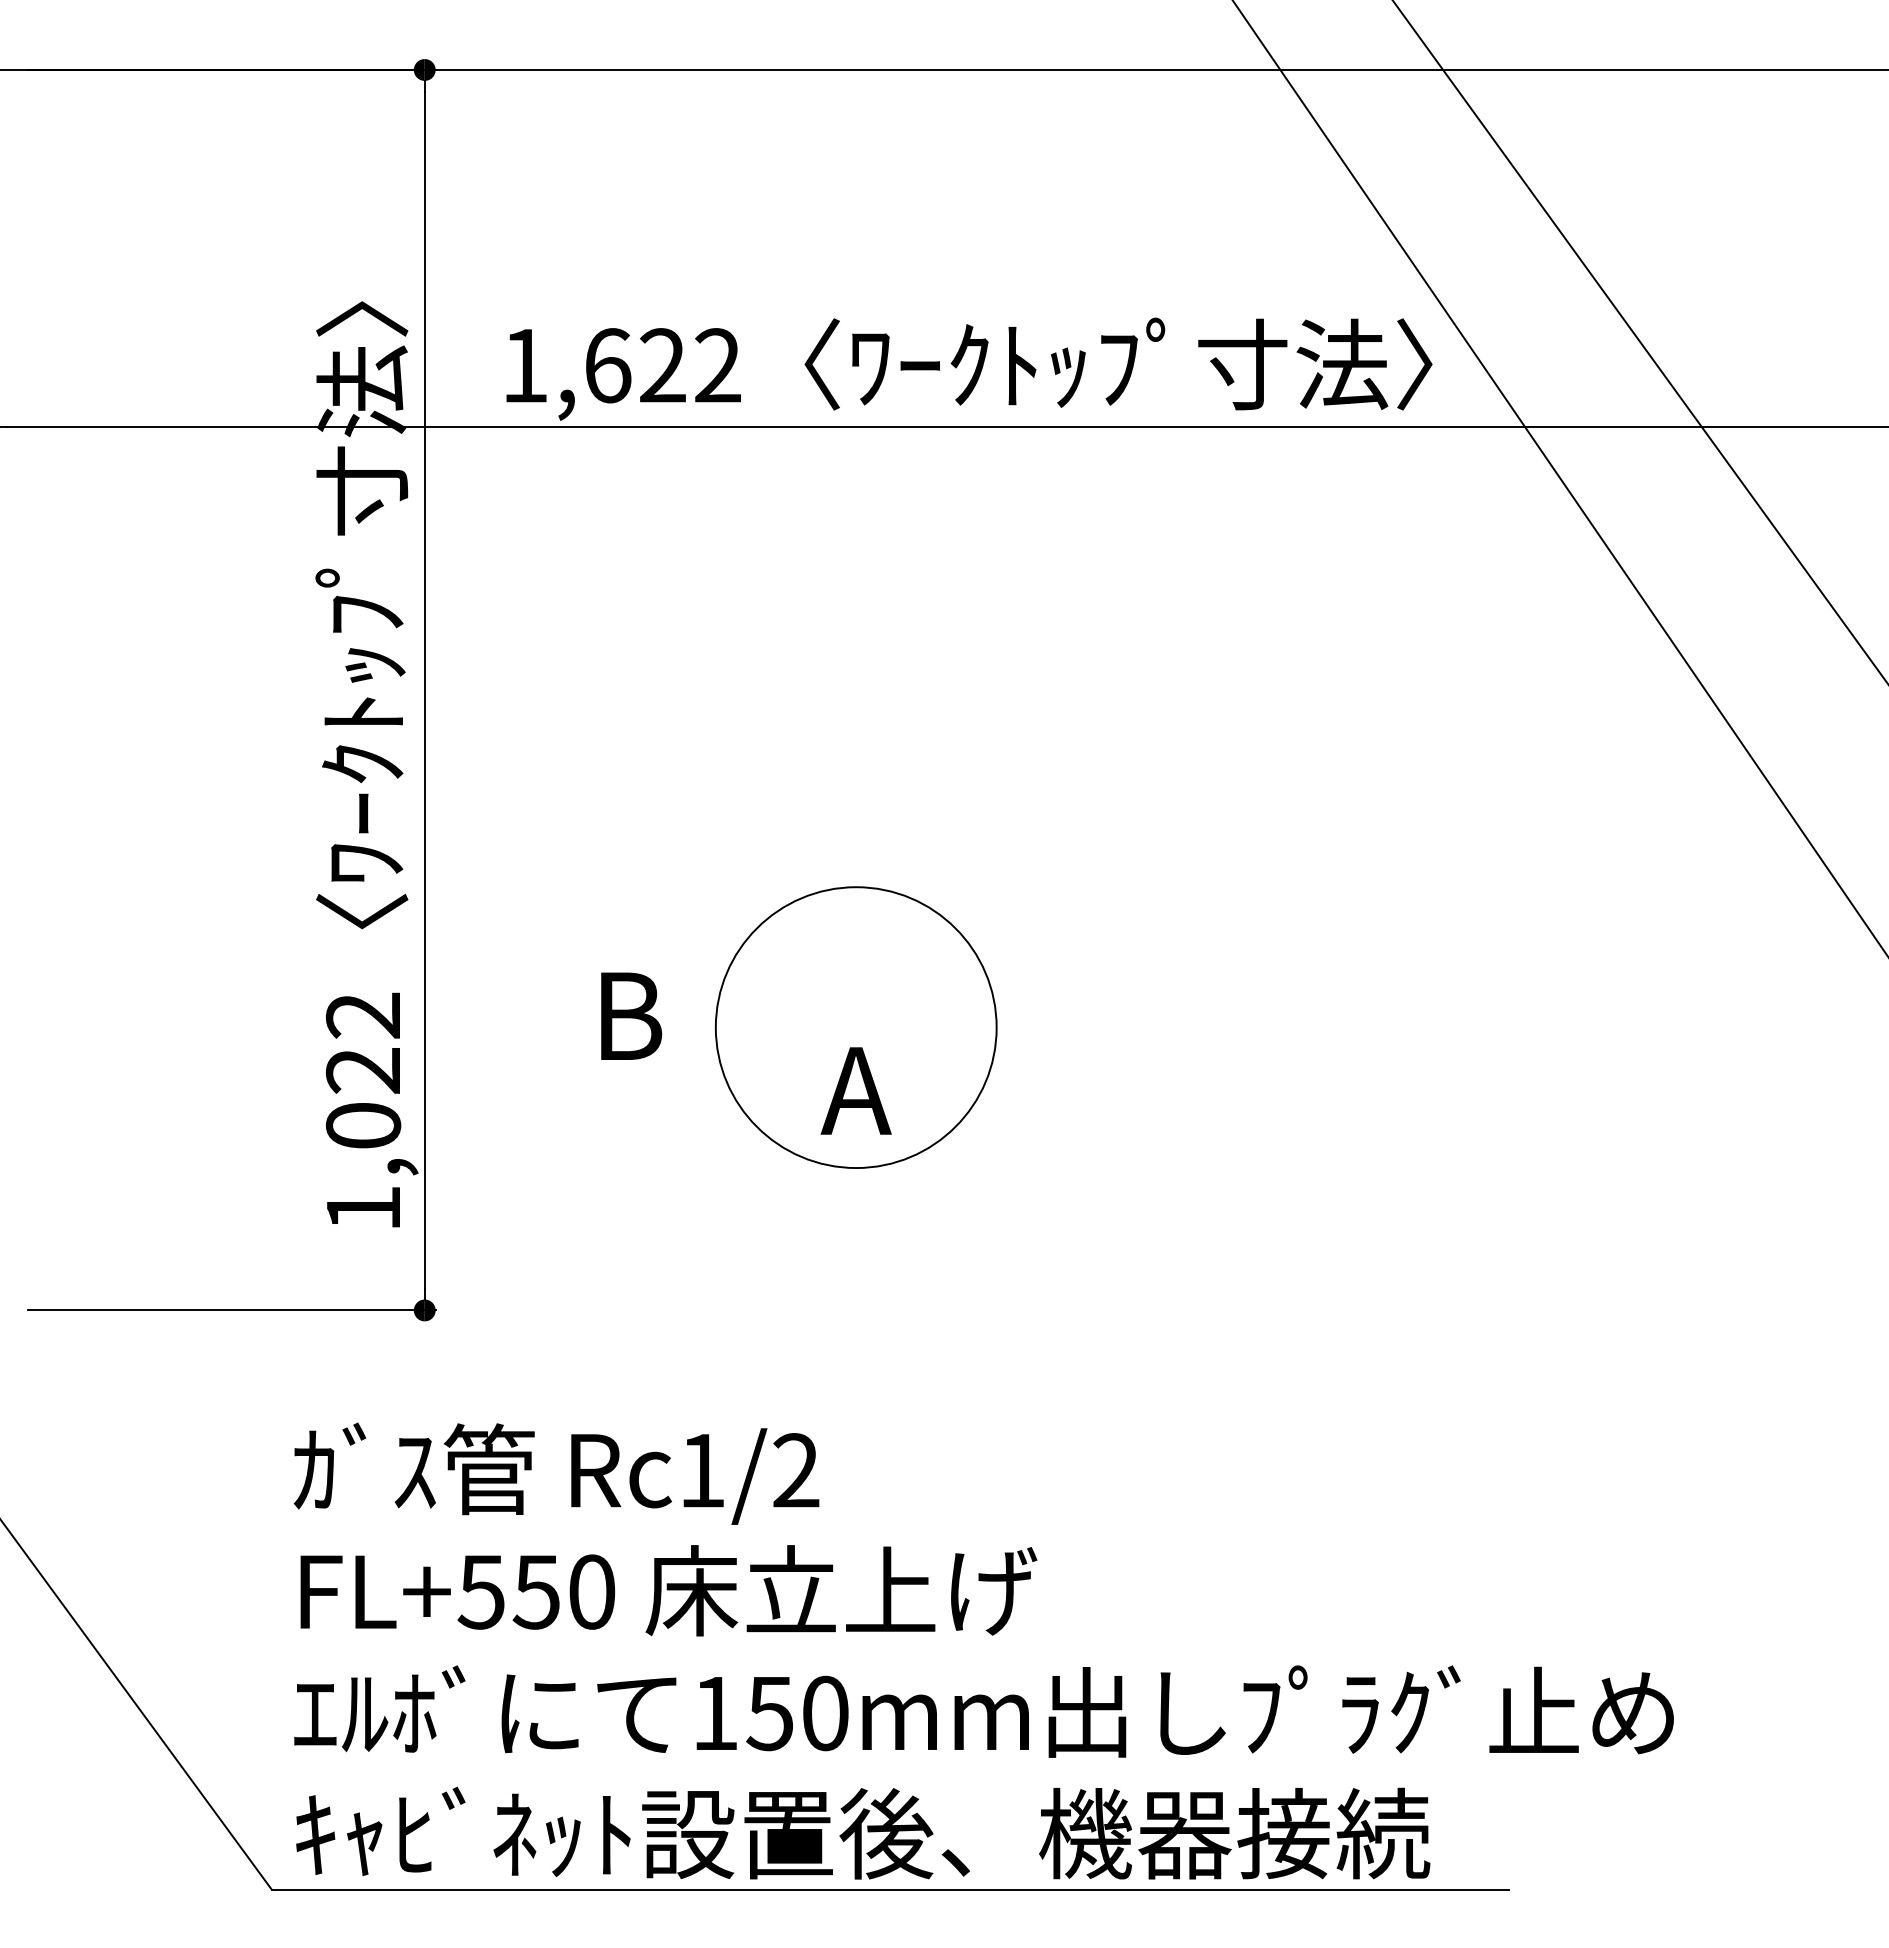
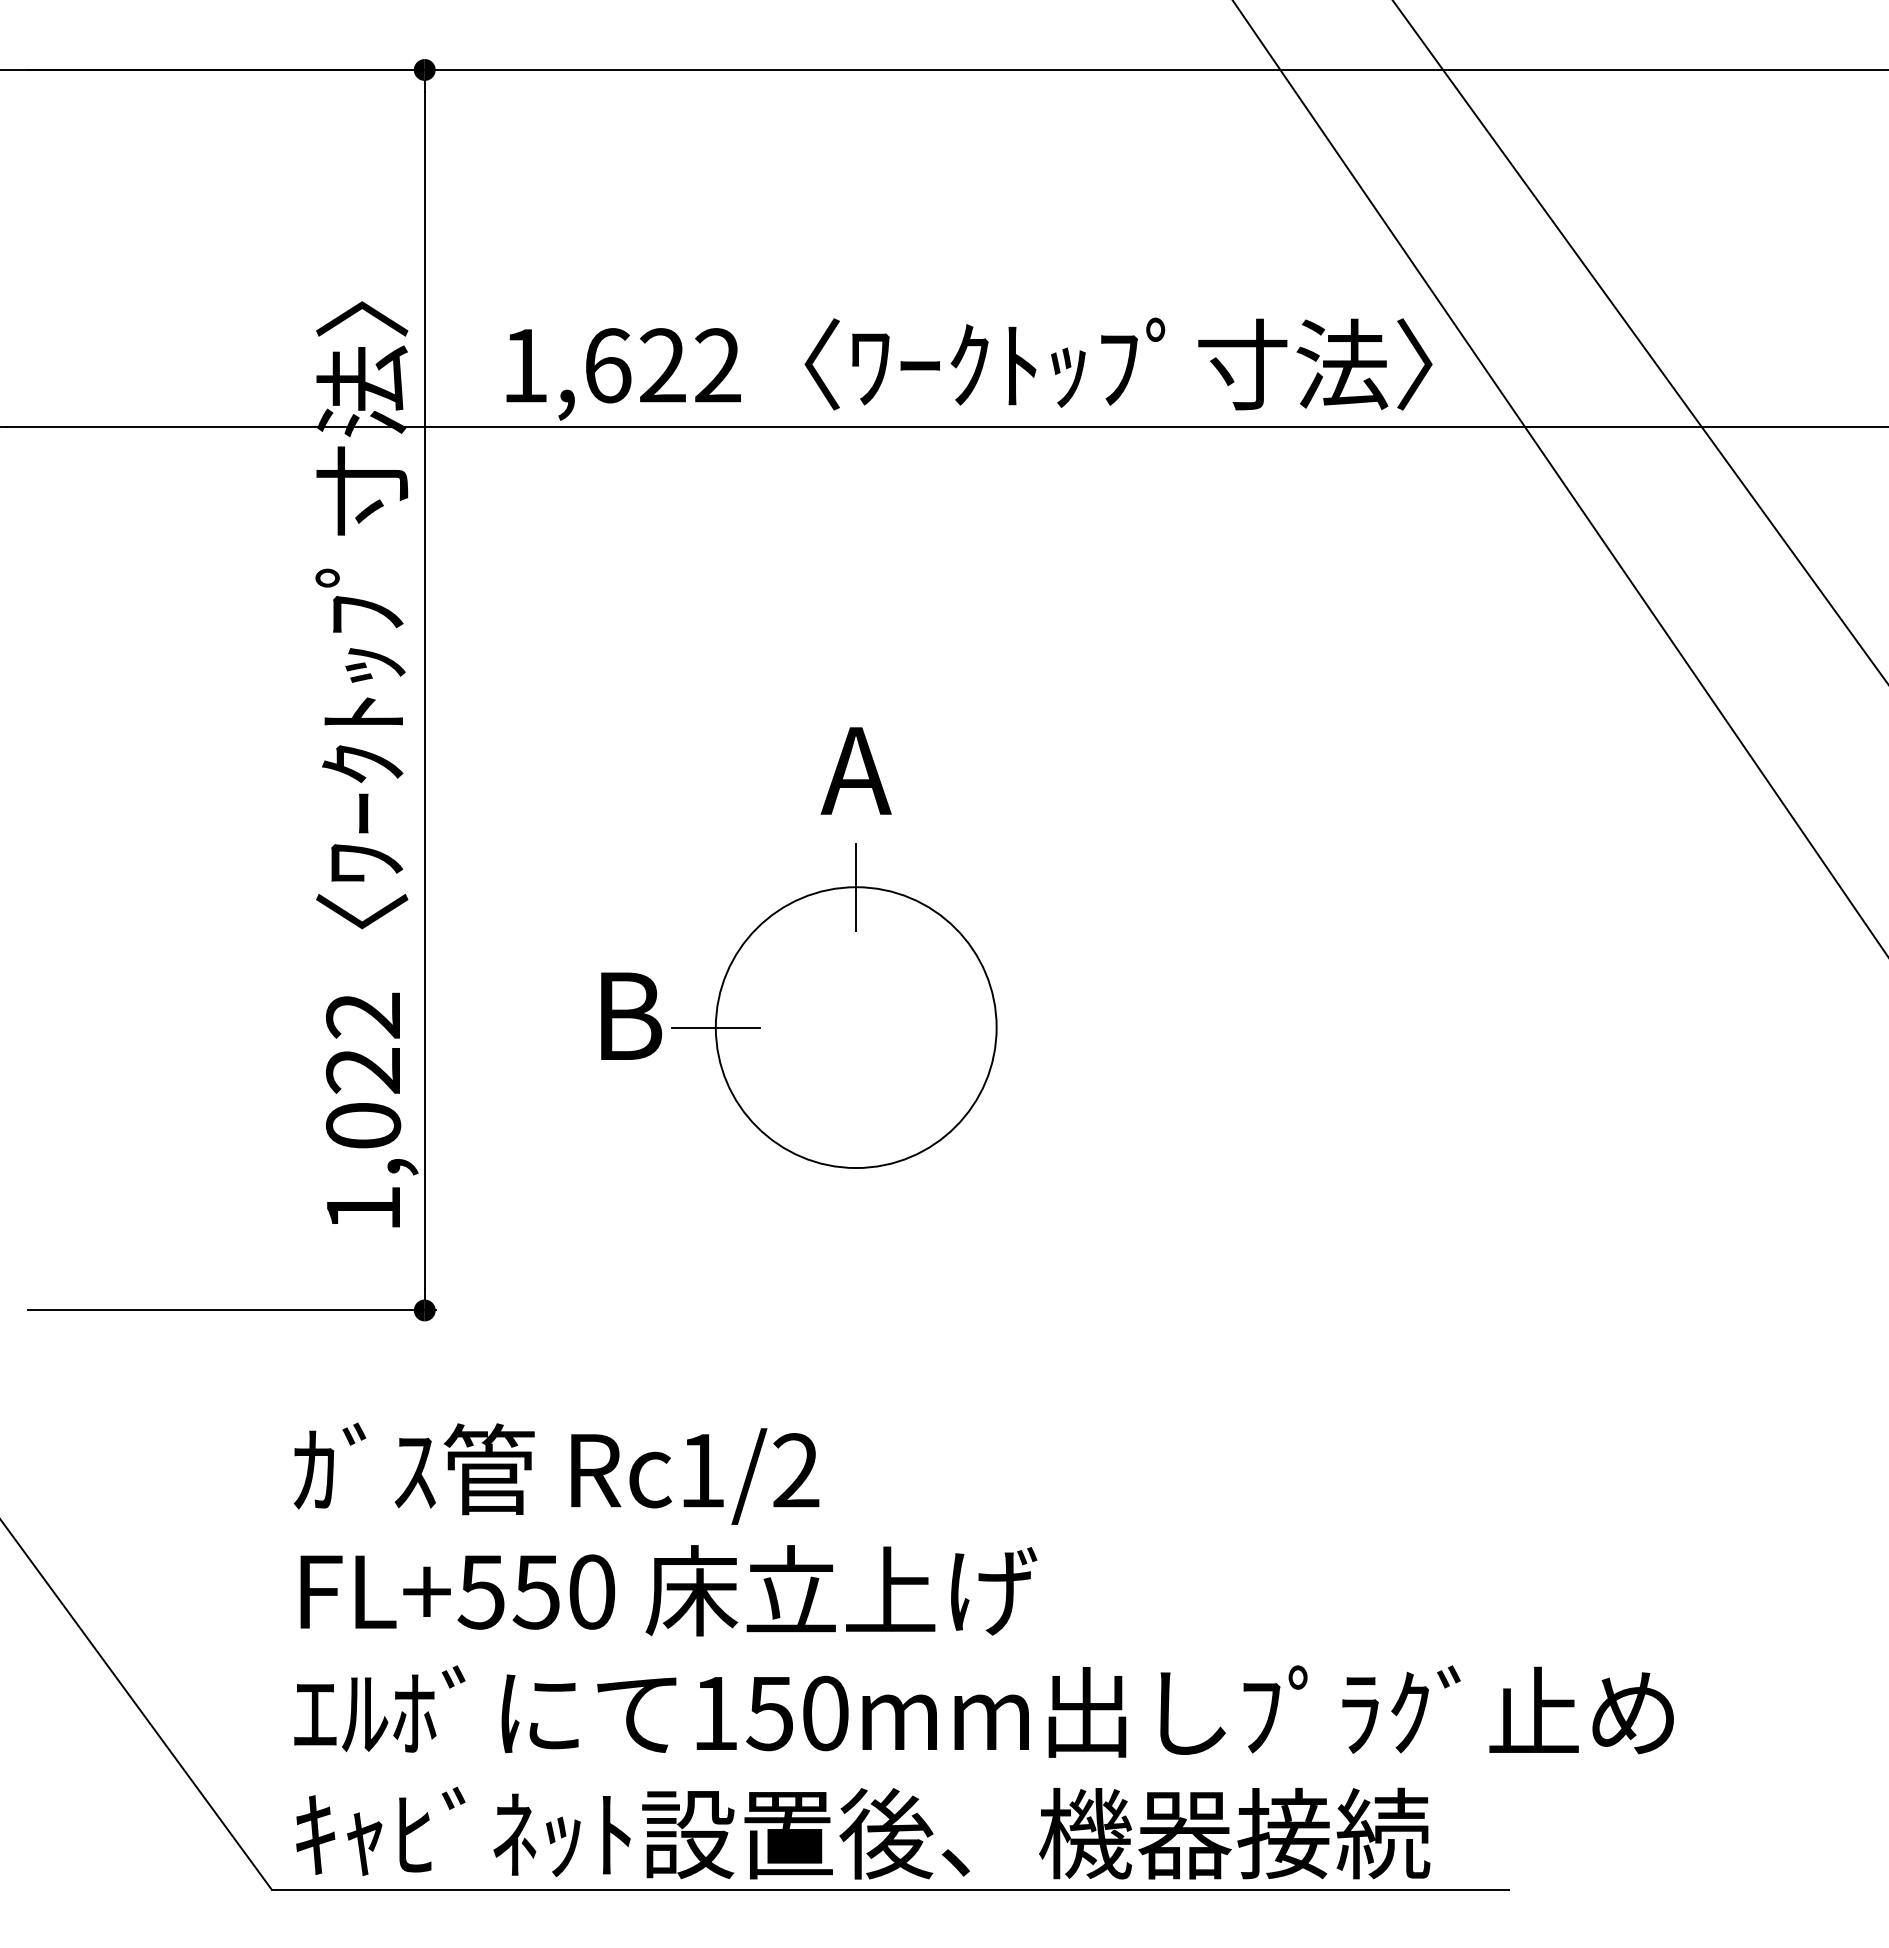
line: none -> present (856, 886)
line: none -> present (715, 1027)
text position: (855, 1090) -> (855, 770) (855, 770)
